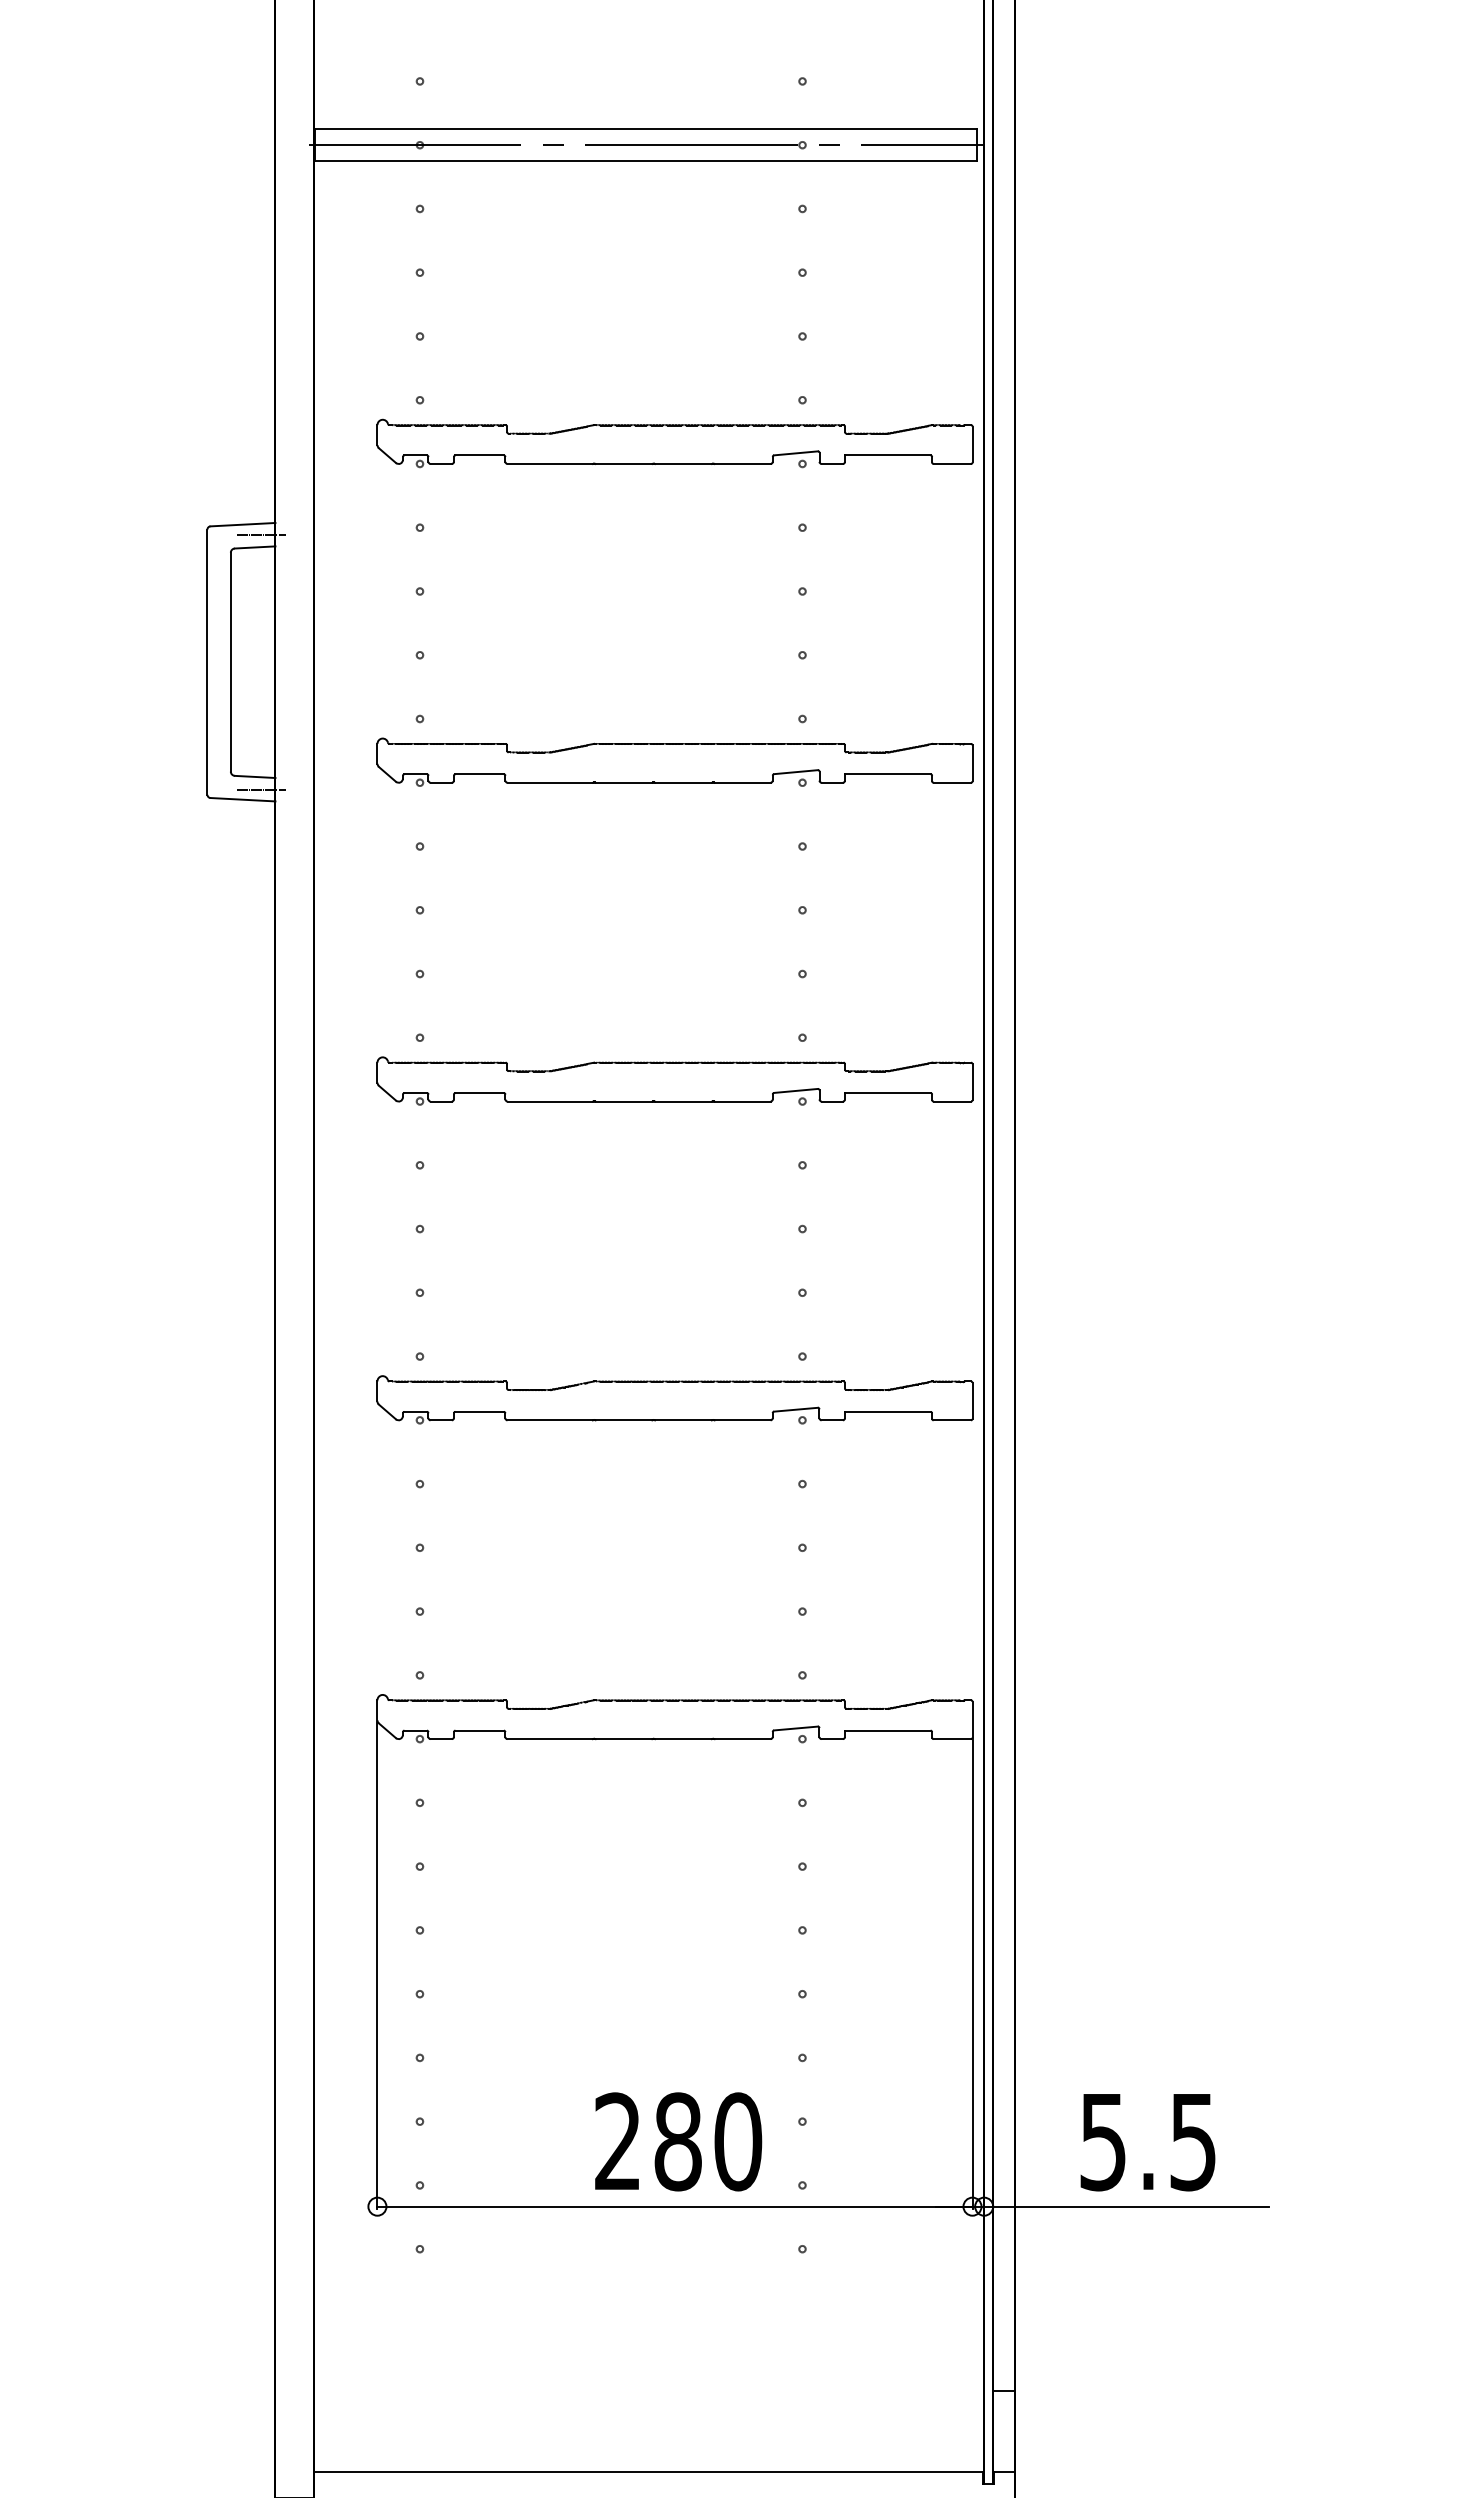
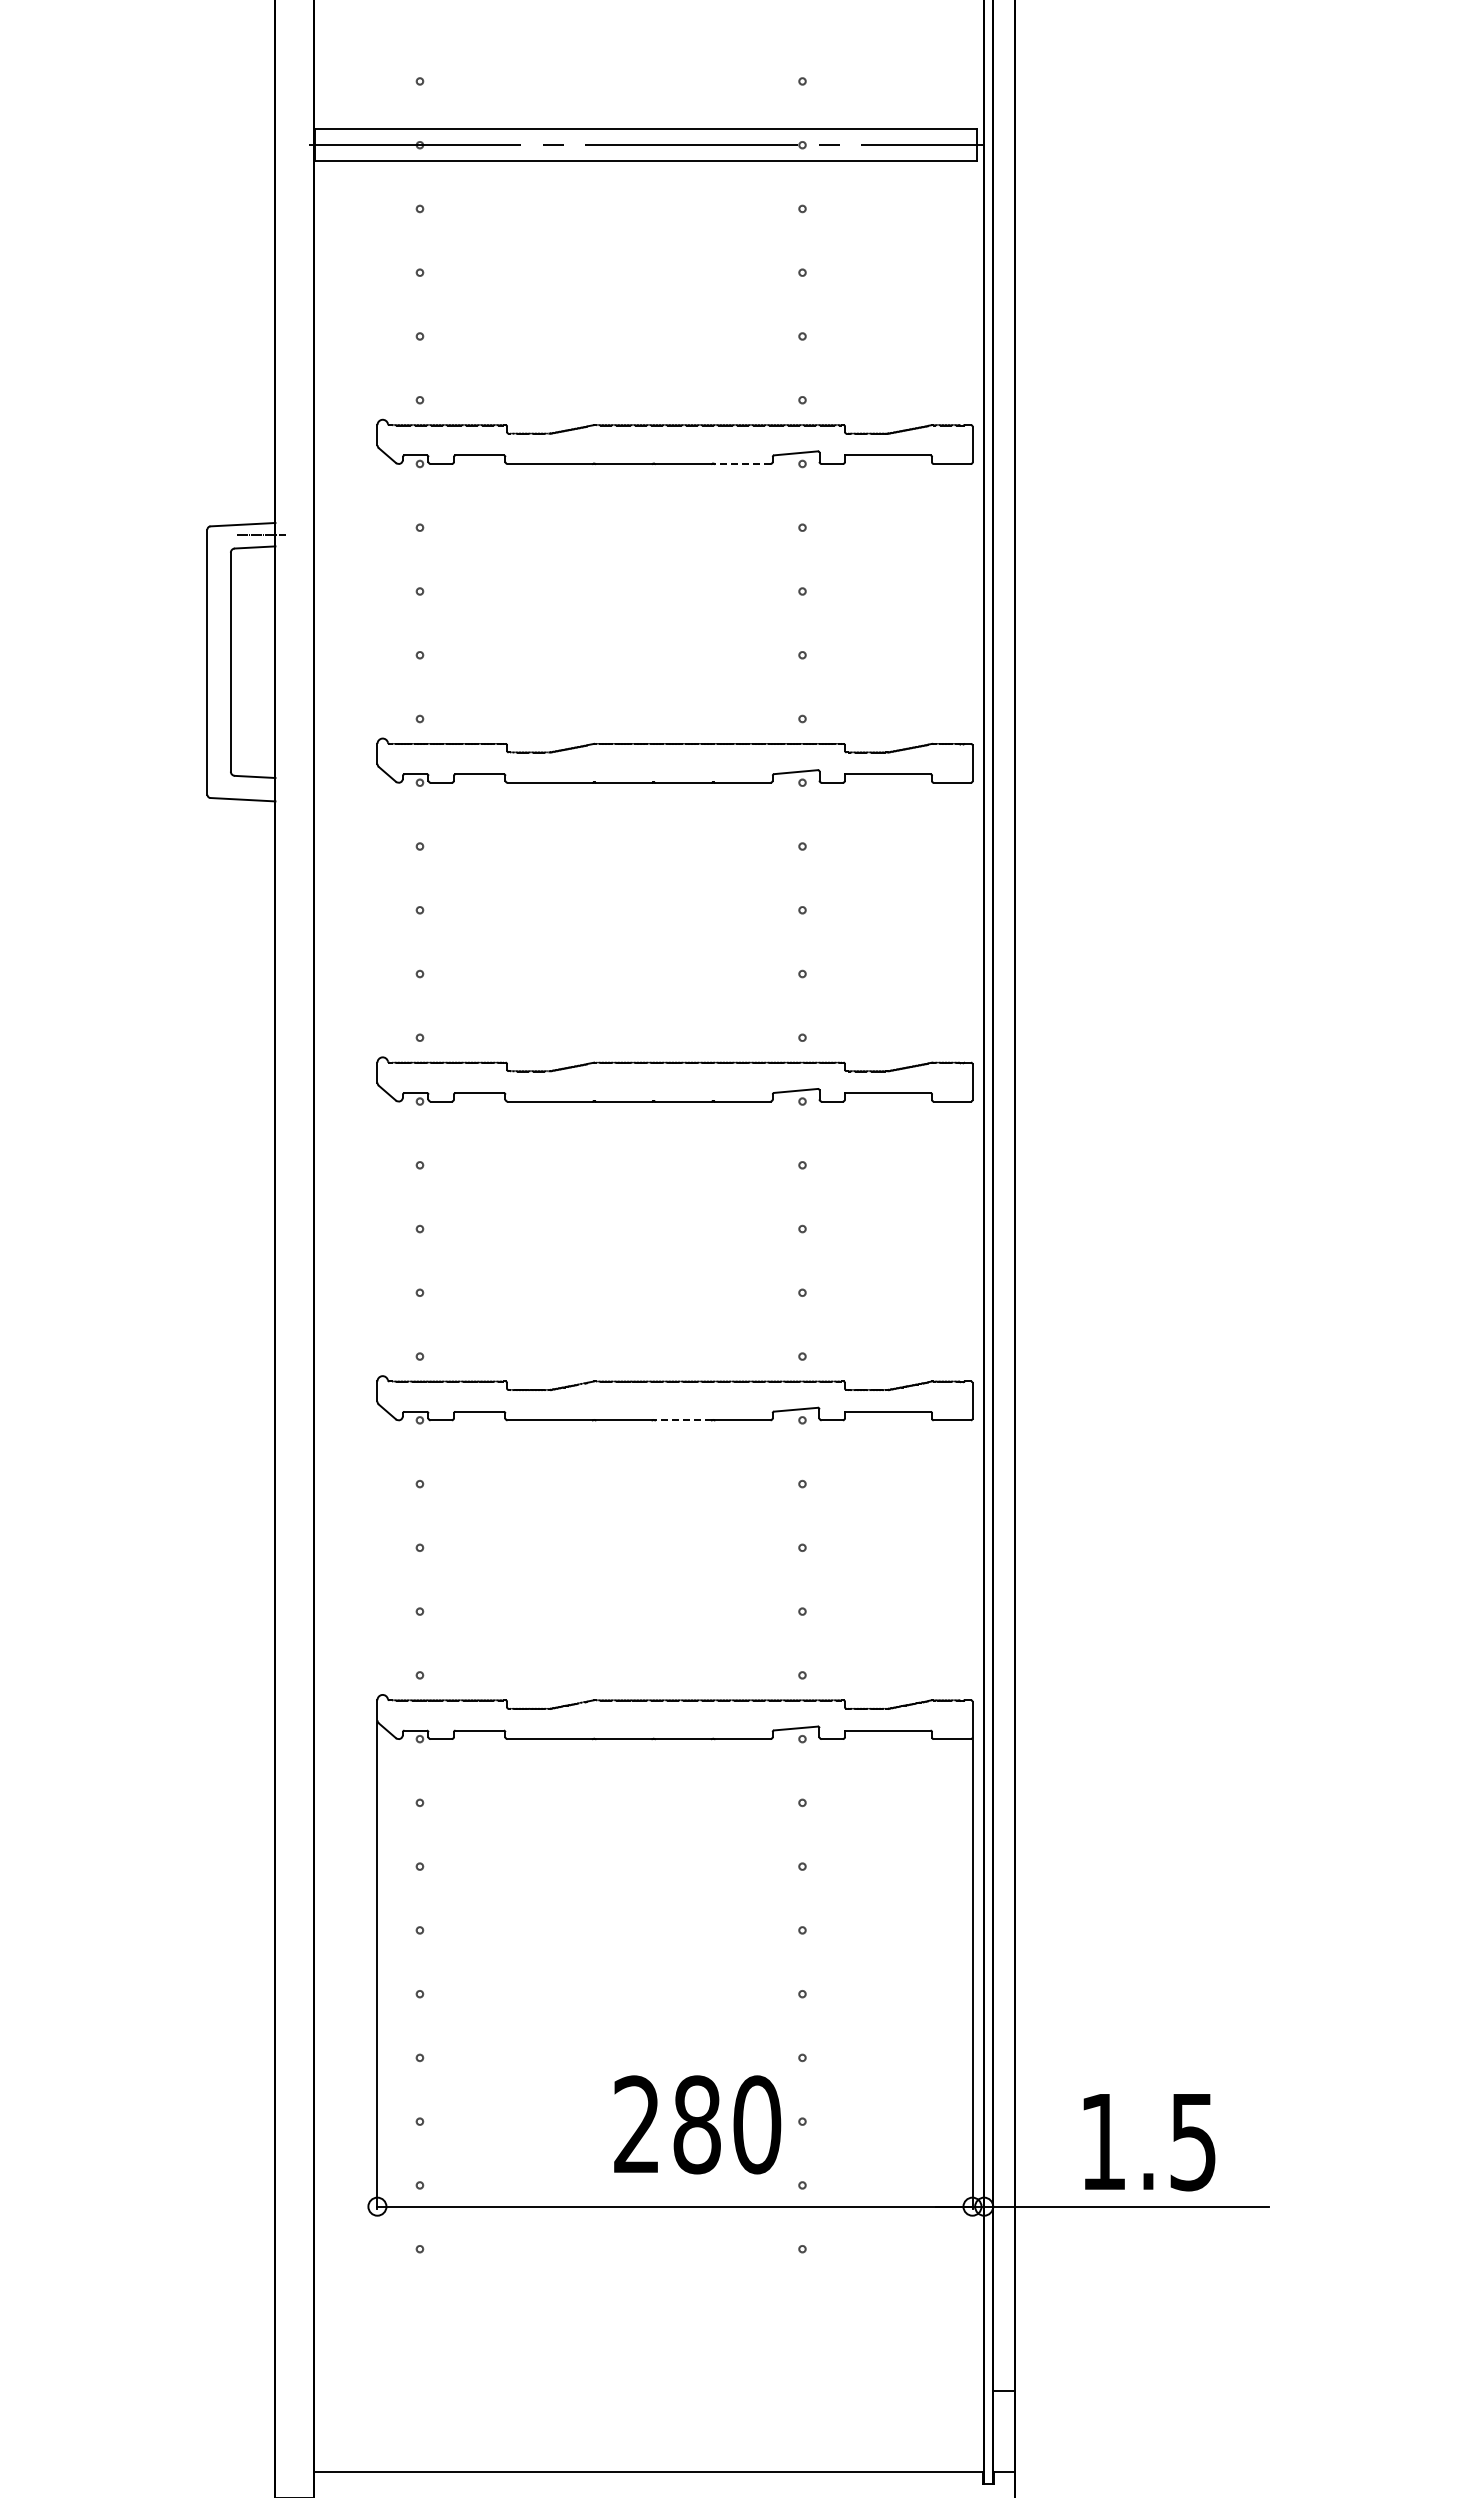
line: solid -> dashed (742, 463)
line: present -> none (261, 789)
line: solid -> dashed (682, 1420)
text position: (678, 2141) -> (697, 2124) (697, 2124)
text: 5.5 -> 1.5 (1102, 2142)
